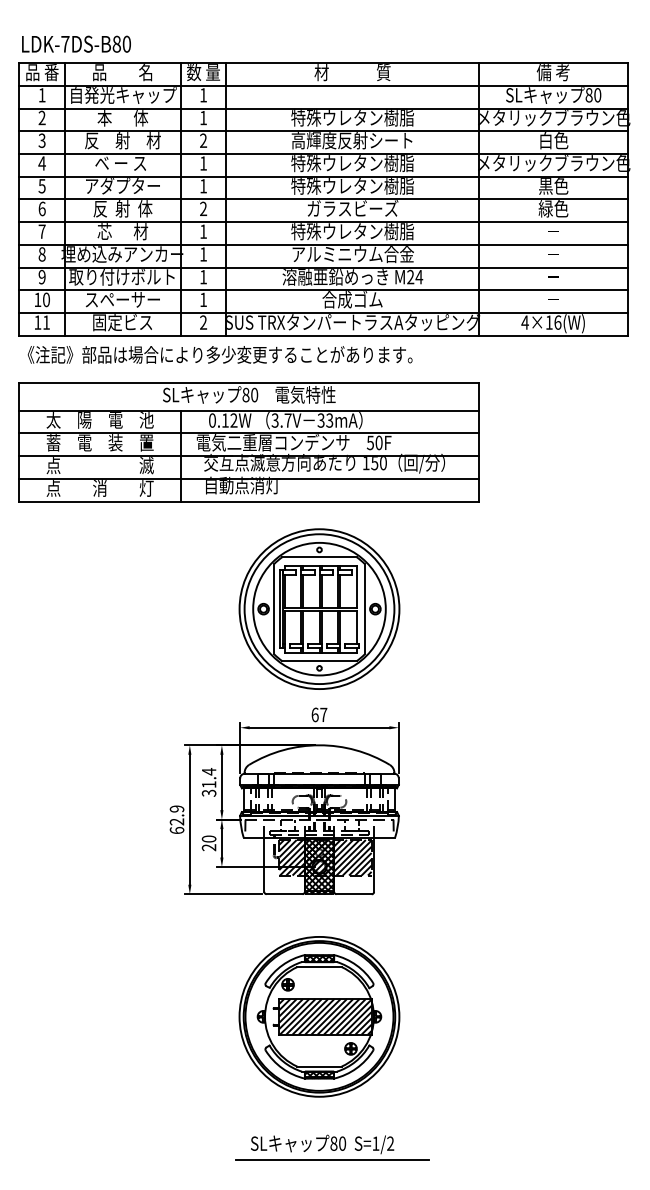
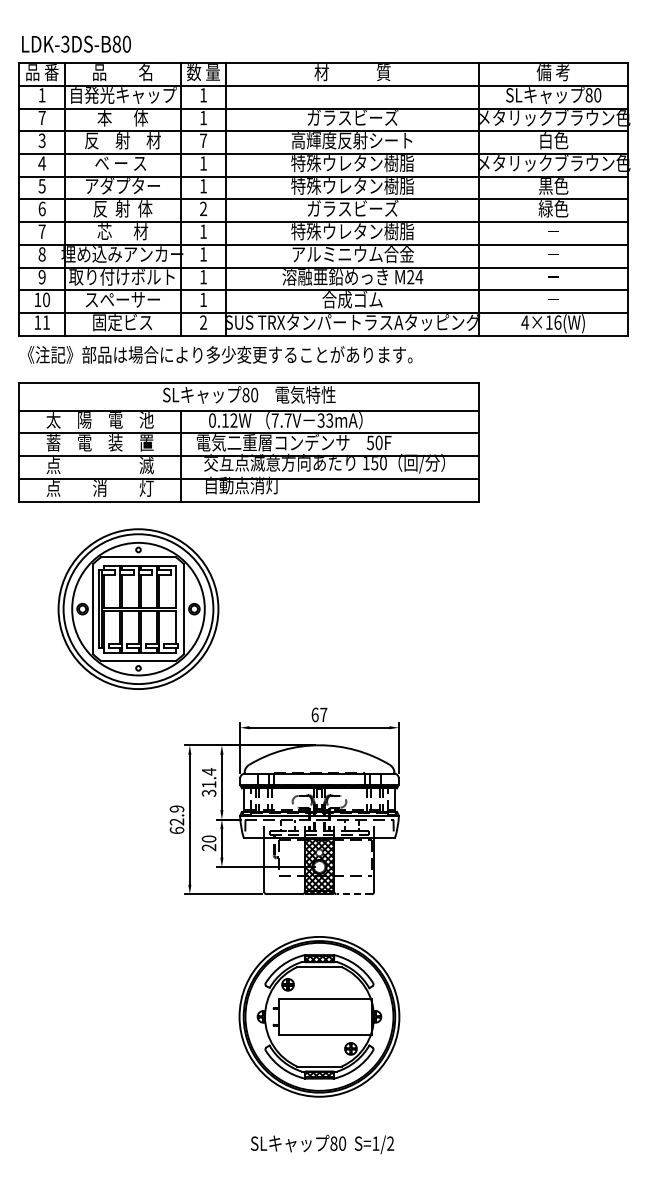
text: LDK-7DS-B80 -> LDK-3DS-B80 (65, 43)
text: 2 -> 7 (41, 117)
text: 特殊ウレタン樹脂 -> ガラスビーズ (352, 118)
text: 2 -> 7 (203, 140)
text: 3.7V -> 7.7V (274, 420)
part position: (319, 608) -> (138, 608) (138, 608)
hatch: present -> none (325, 857)
line: solid -> dashed (354, 894)
hatch: present -> none (325, 1016)
line: present -> none (332, 1159)
